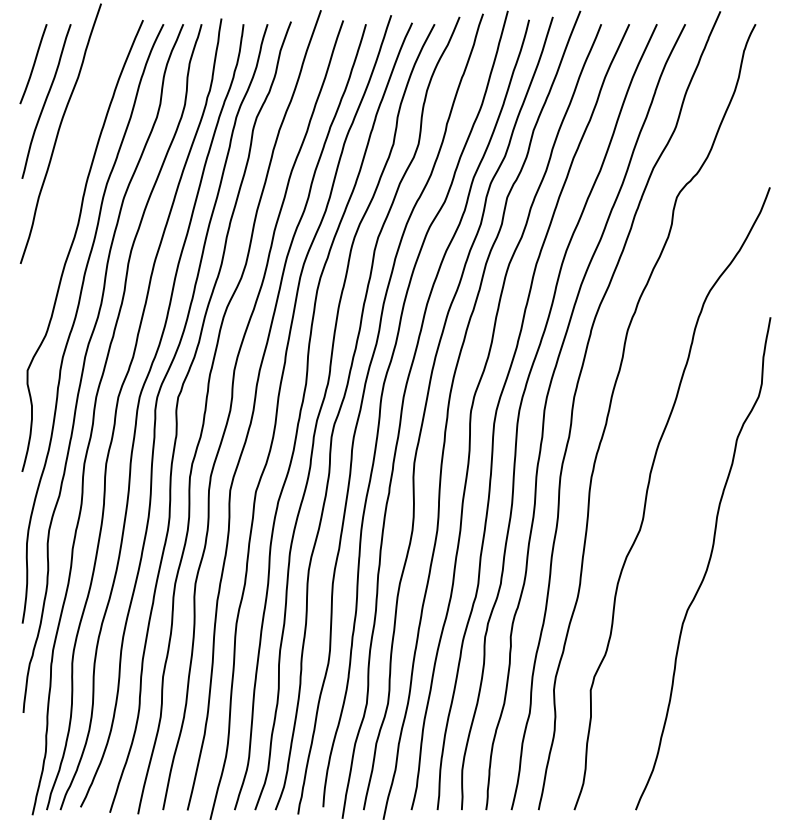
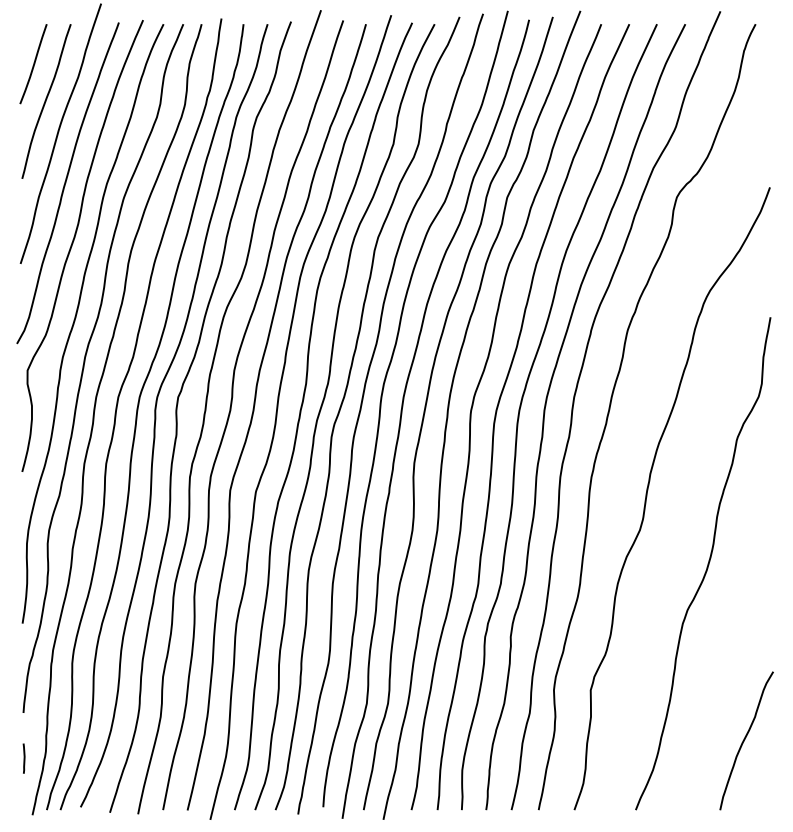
curve: none -> present (66, 183)
curve: none -> present (745, 739)
line: none -> present (23, 758)
